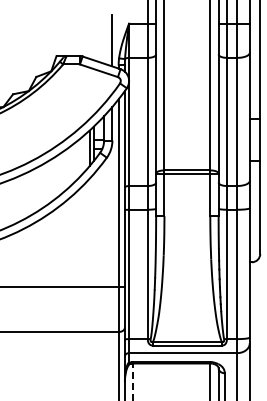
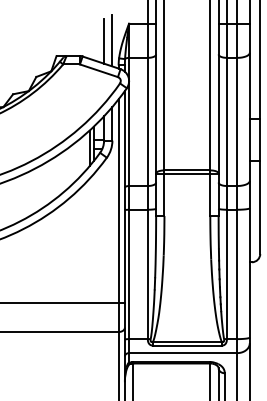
line: none -> present (104, 40)
line position: (63, 286) -> (63, 302) (63, 302)
line: dashed -> solid (133, 381)
